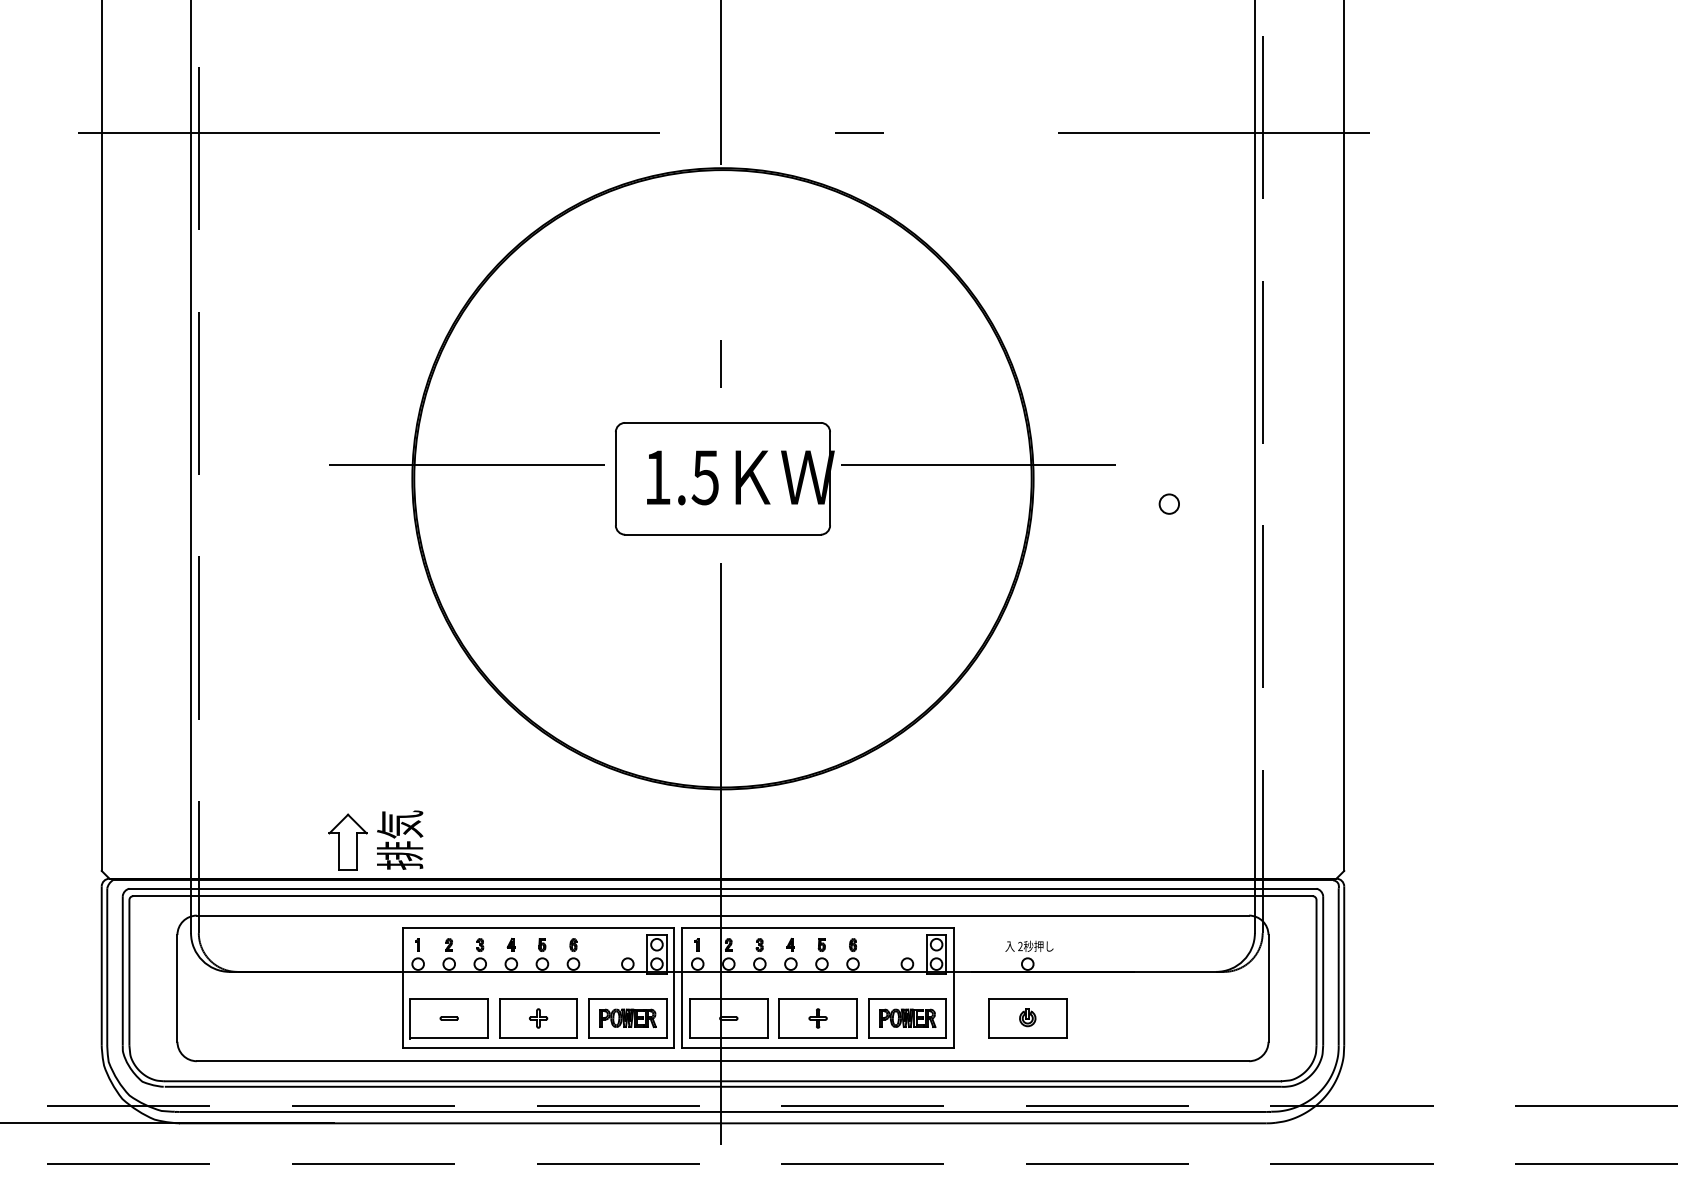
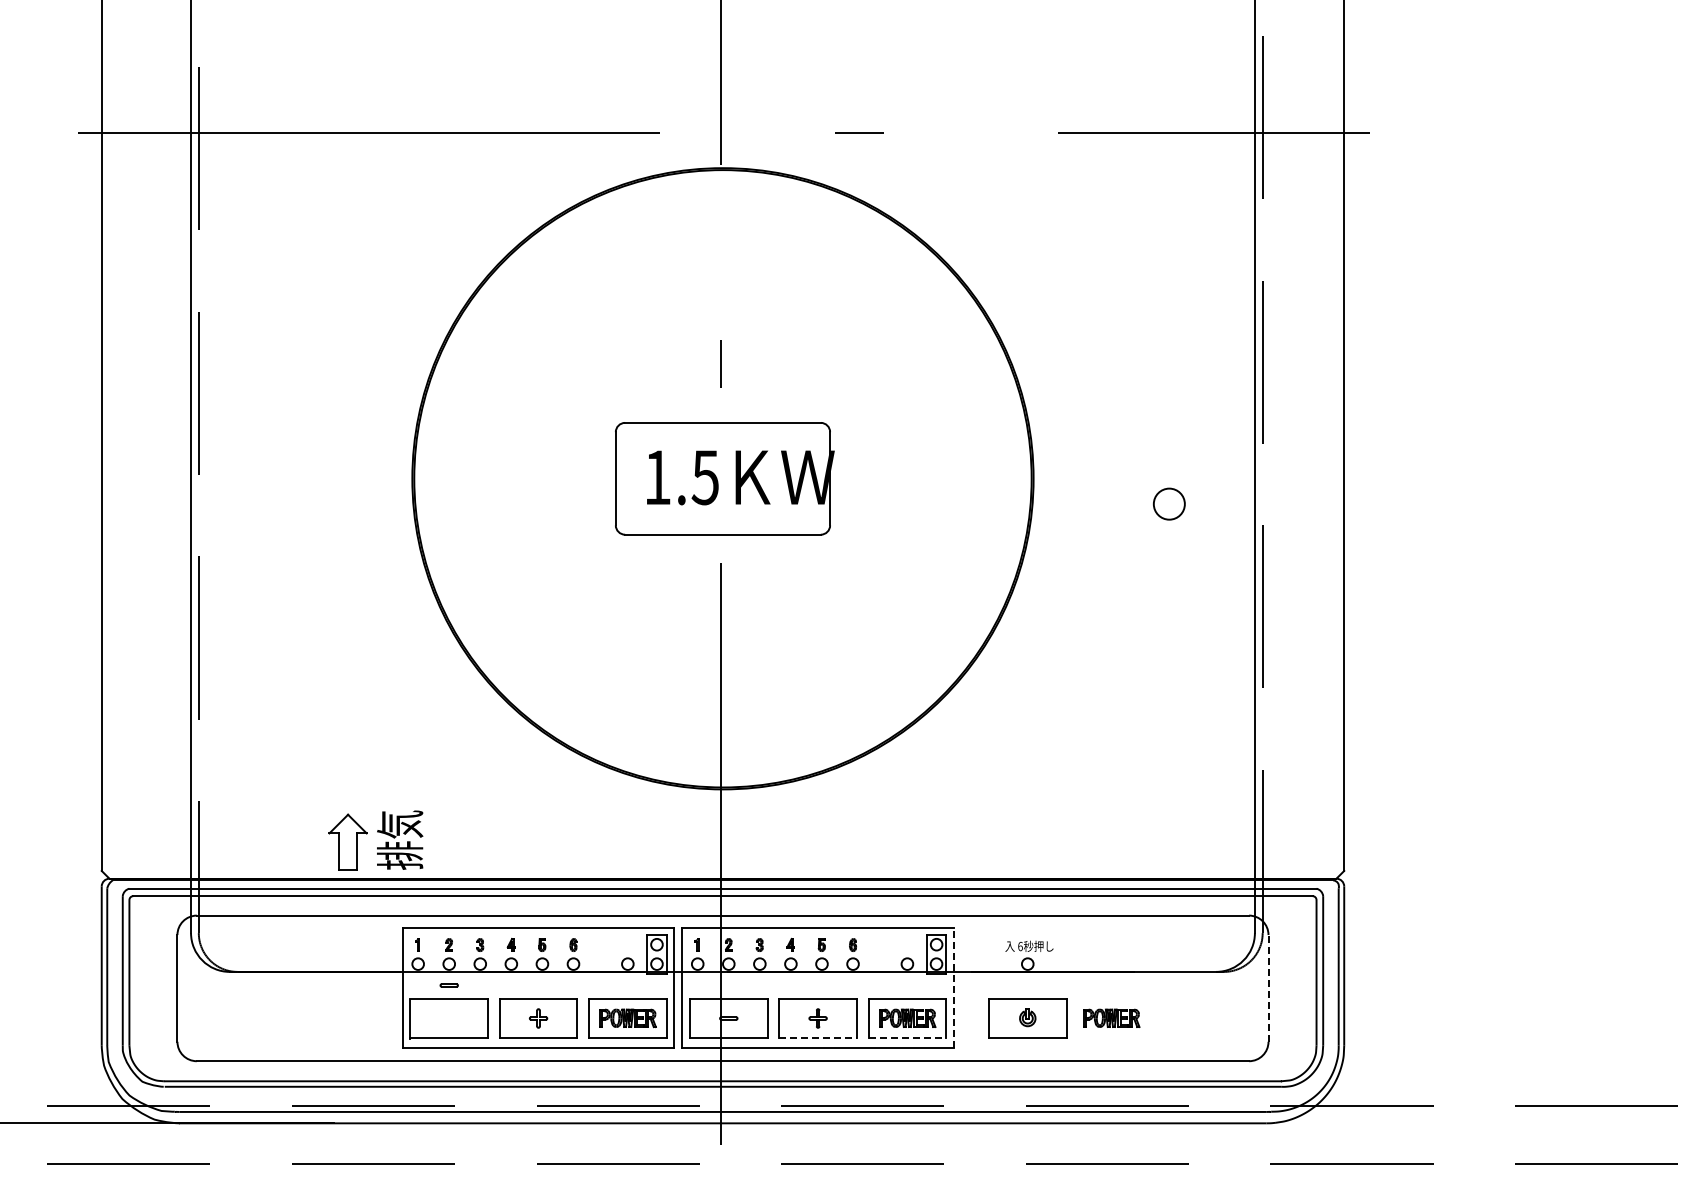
line: present -> none (467, 465)
line: present -> none (978, 465)
circle diameter: 19 px -> 31 px (1168, 503)
text: 2 -> 6 (1020, 946)
line: solid -> dashed (954, 987)
line: solid -> dashed (1268, 987)
line position: (448, 1017) -> (448, 984) (448, 984)
part: none -> present (1111, 1017)
line: solid -> dashed (818, 1037)
line: solid -> dashed (907, 1037)
